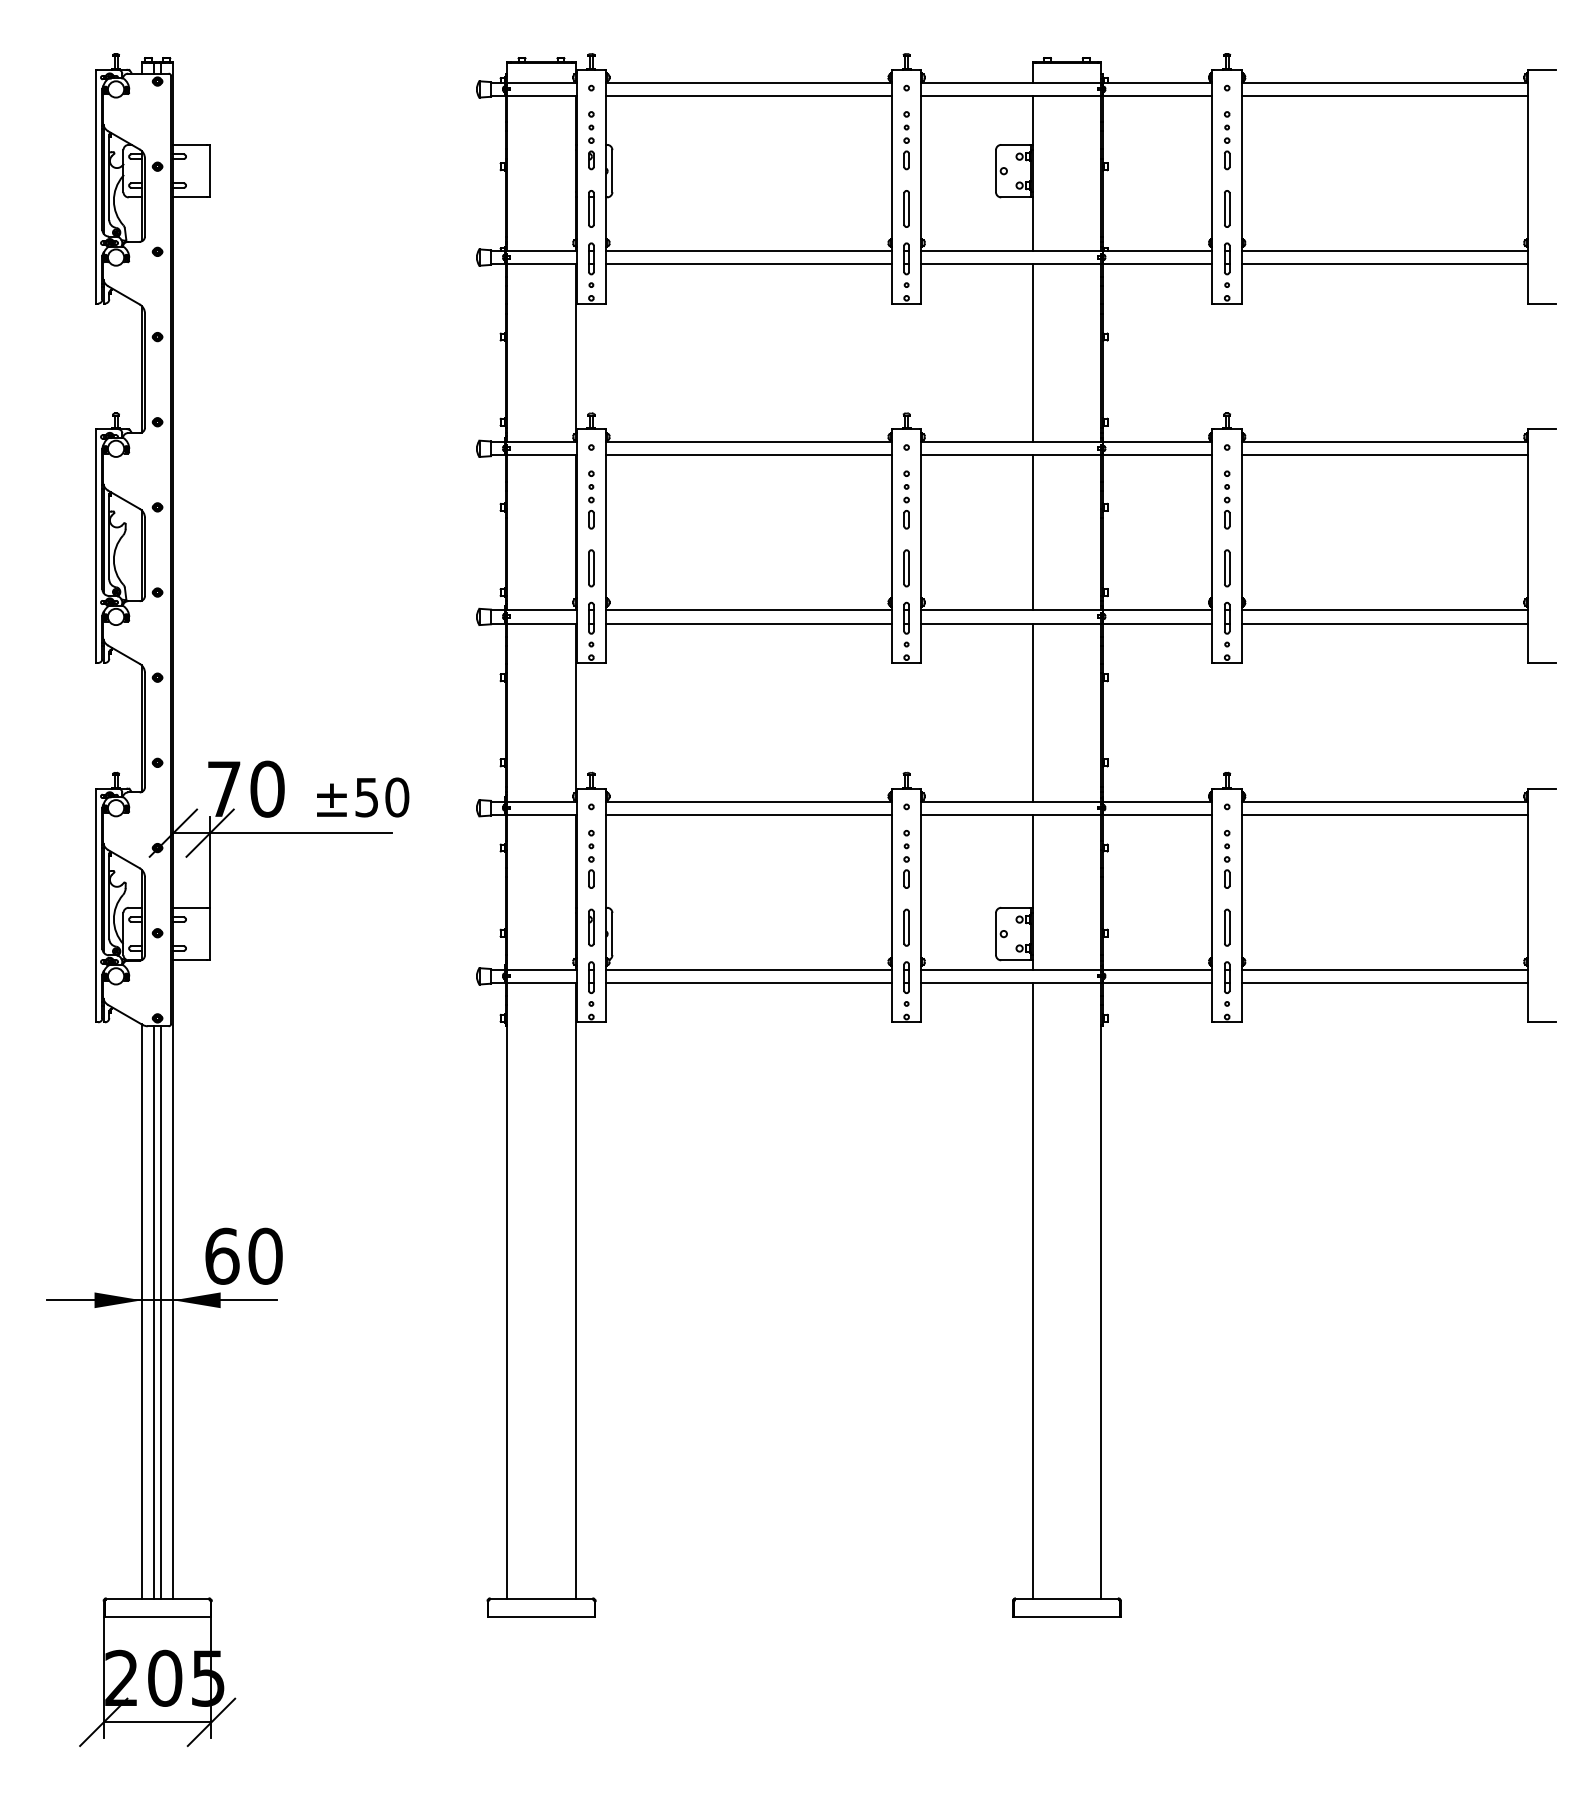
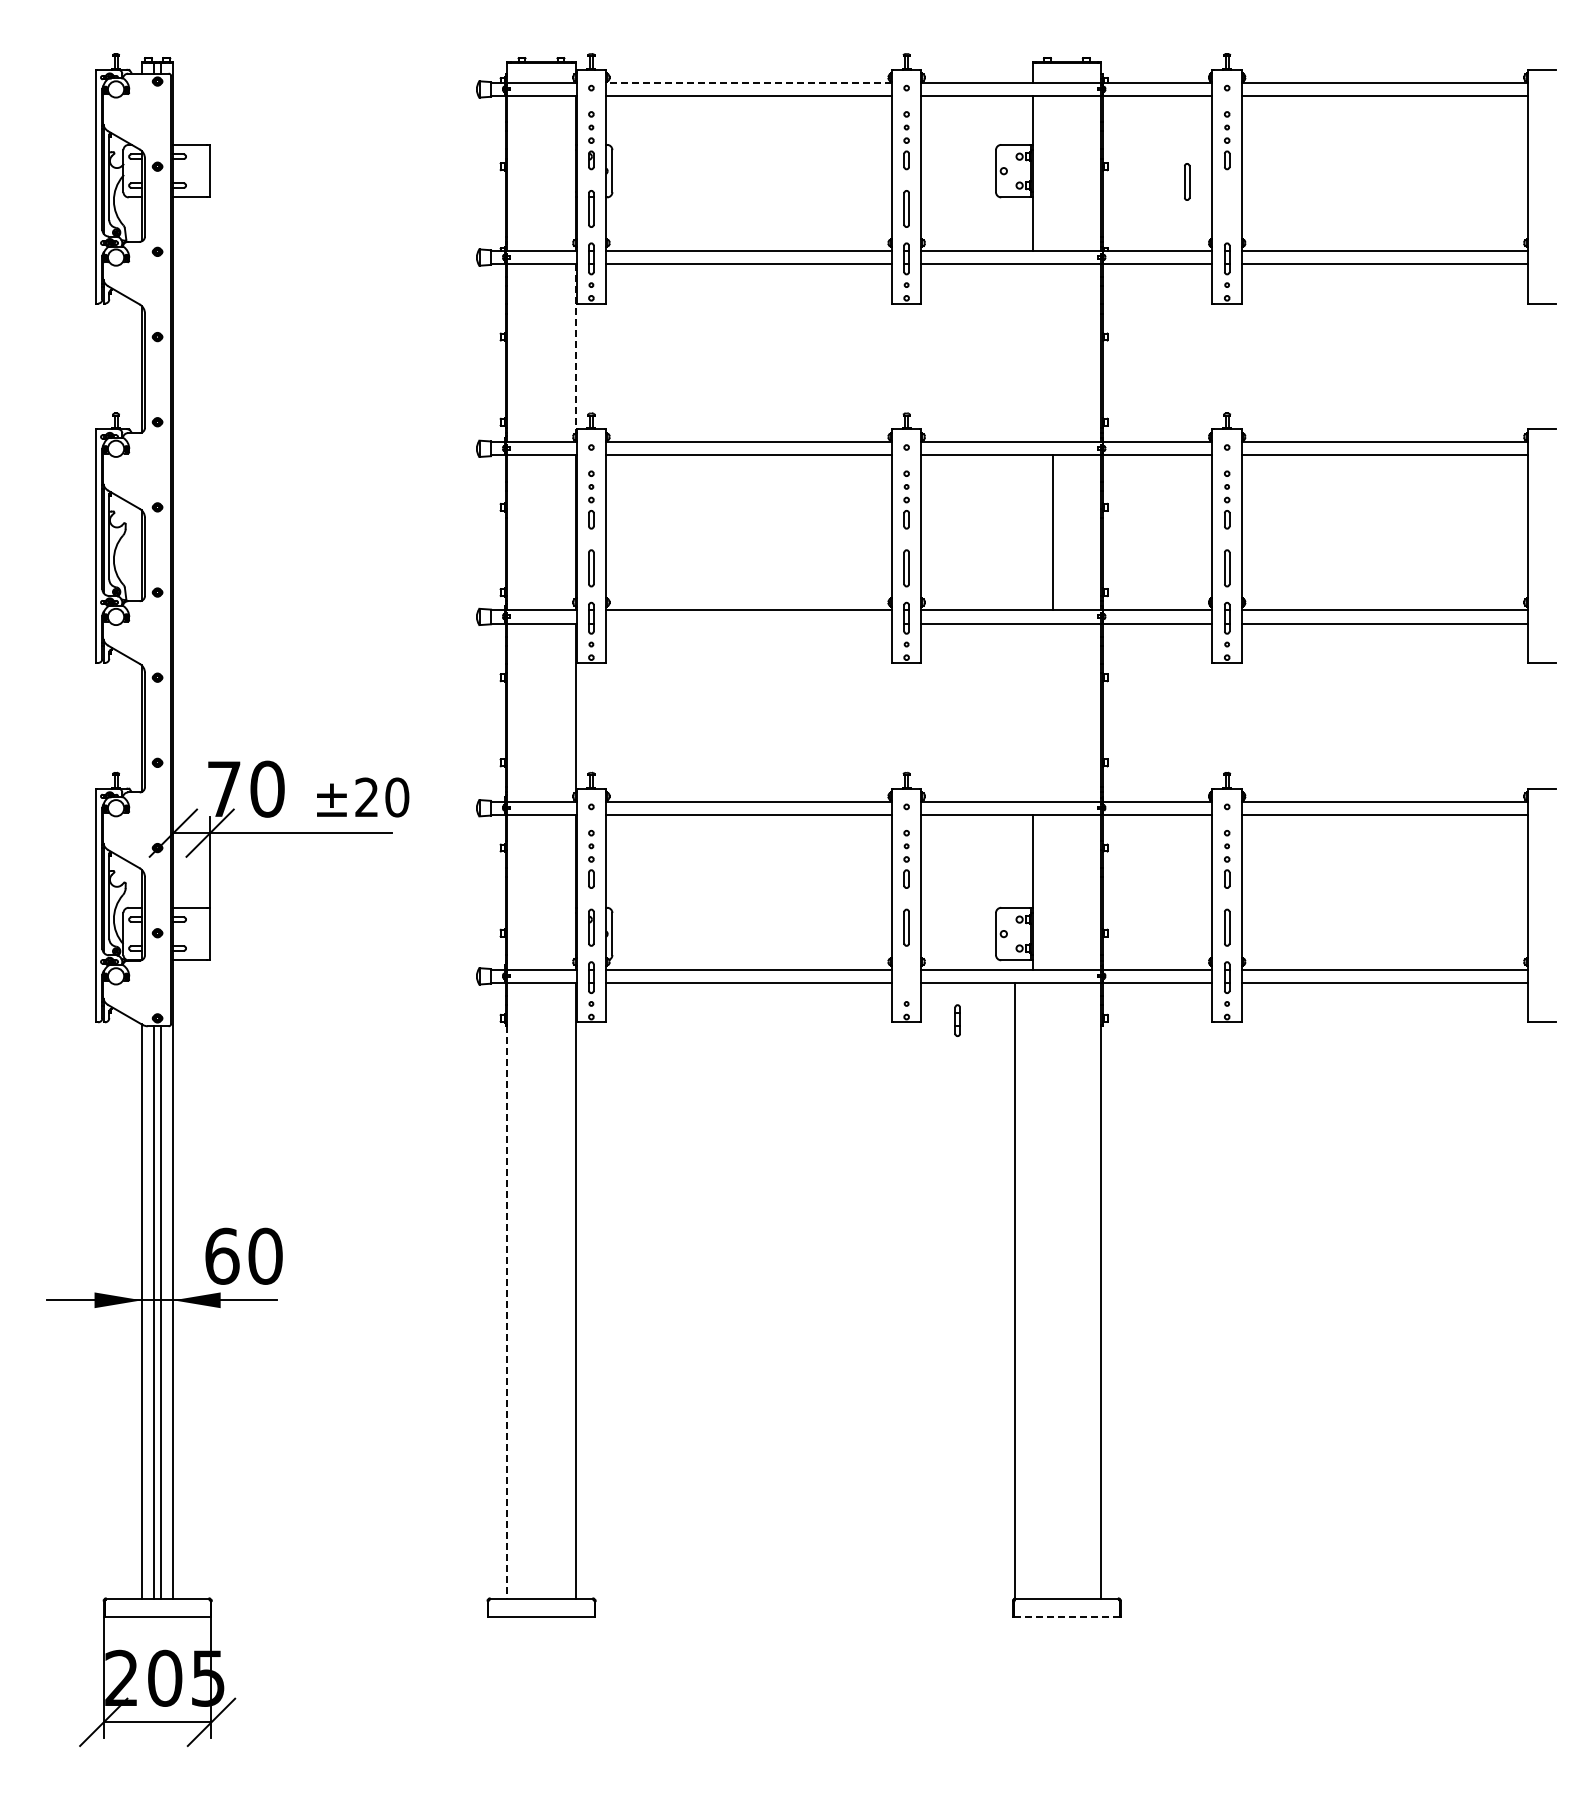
line: solid -> dashed (749, 82)
part position: (1227, 208) -> (1187, 181) (1187, 181)
line: solid -> dashed (575, 348)
line: present -> none (1032, 353)
line position: (1032, 532) -> (1052, 532) (1052, 532)
line: present -> none (748, 623)
line: present -> none (1032, 712)
text: ±50 -> ±20 (366, 797)
part position: (906, 977) -> (957, 1020) (957, 1020)
line position: (1032, 1290) -> (1014, 1290) (1014, 1290)
line: solid -> dashed (507, 1312)
line: solid -> dashed (1067, 1617)
